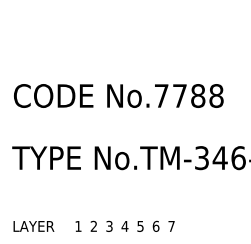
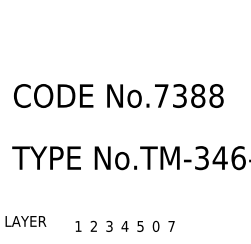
text: No.7788 -> No.7388 (179, 95)
text: 6 -> 0 (156, 225)
text position: (33, 226) -> (25, 221) (25, 221)
